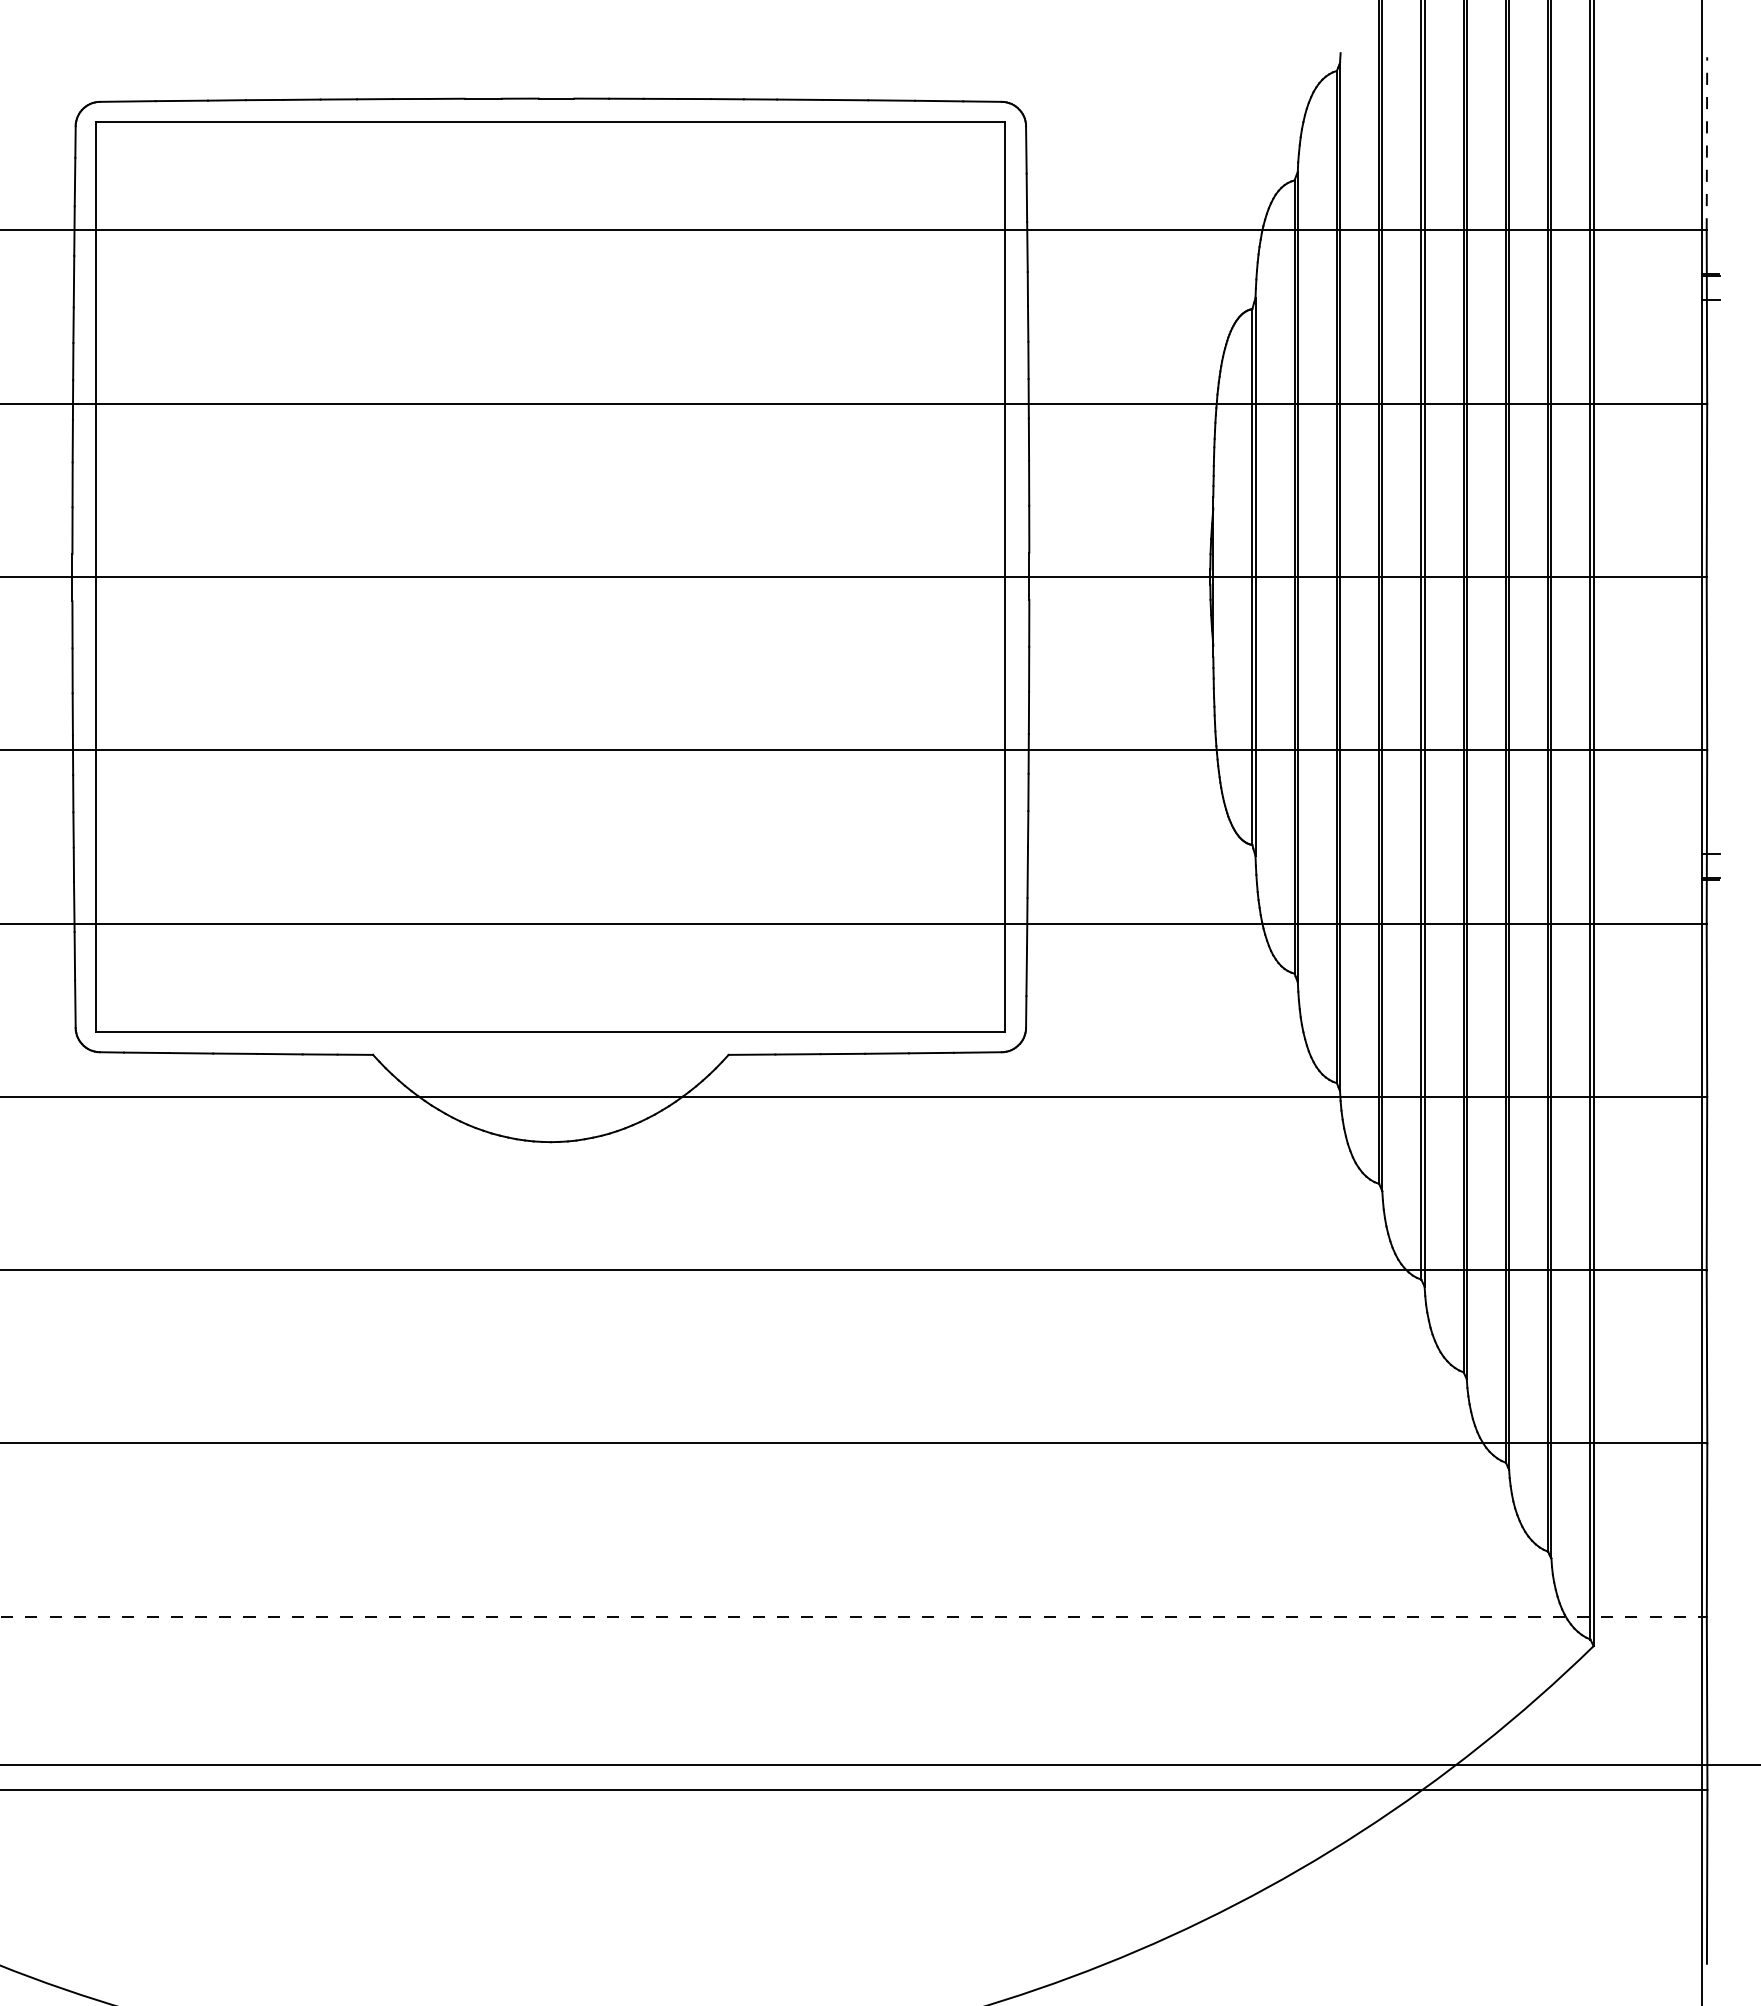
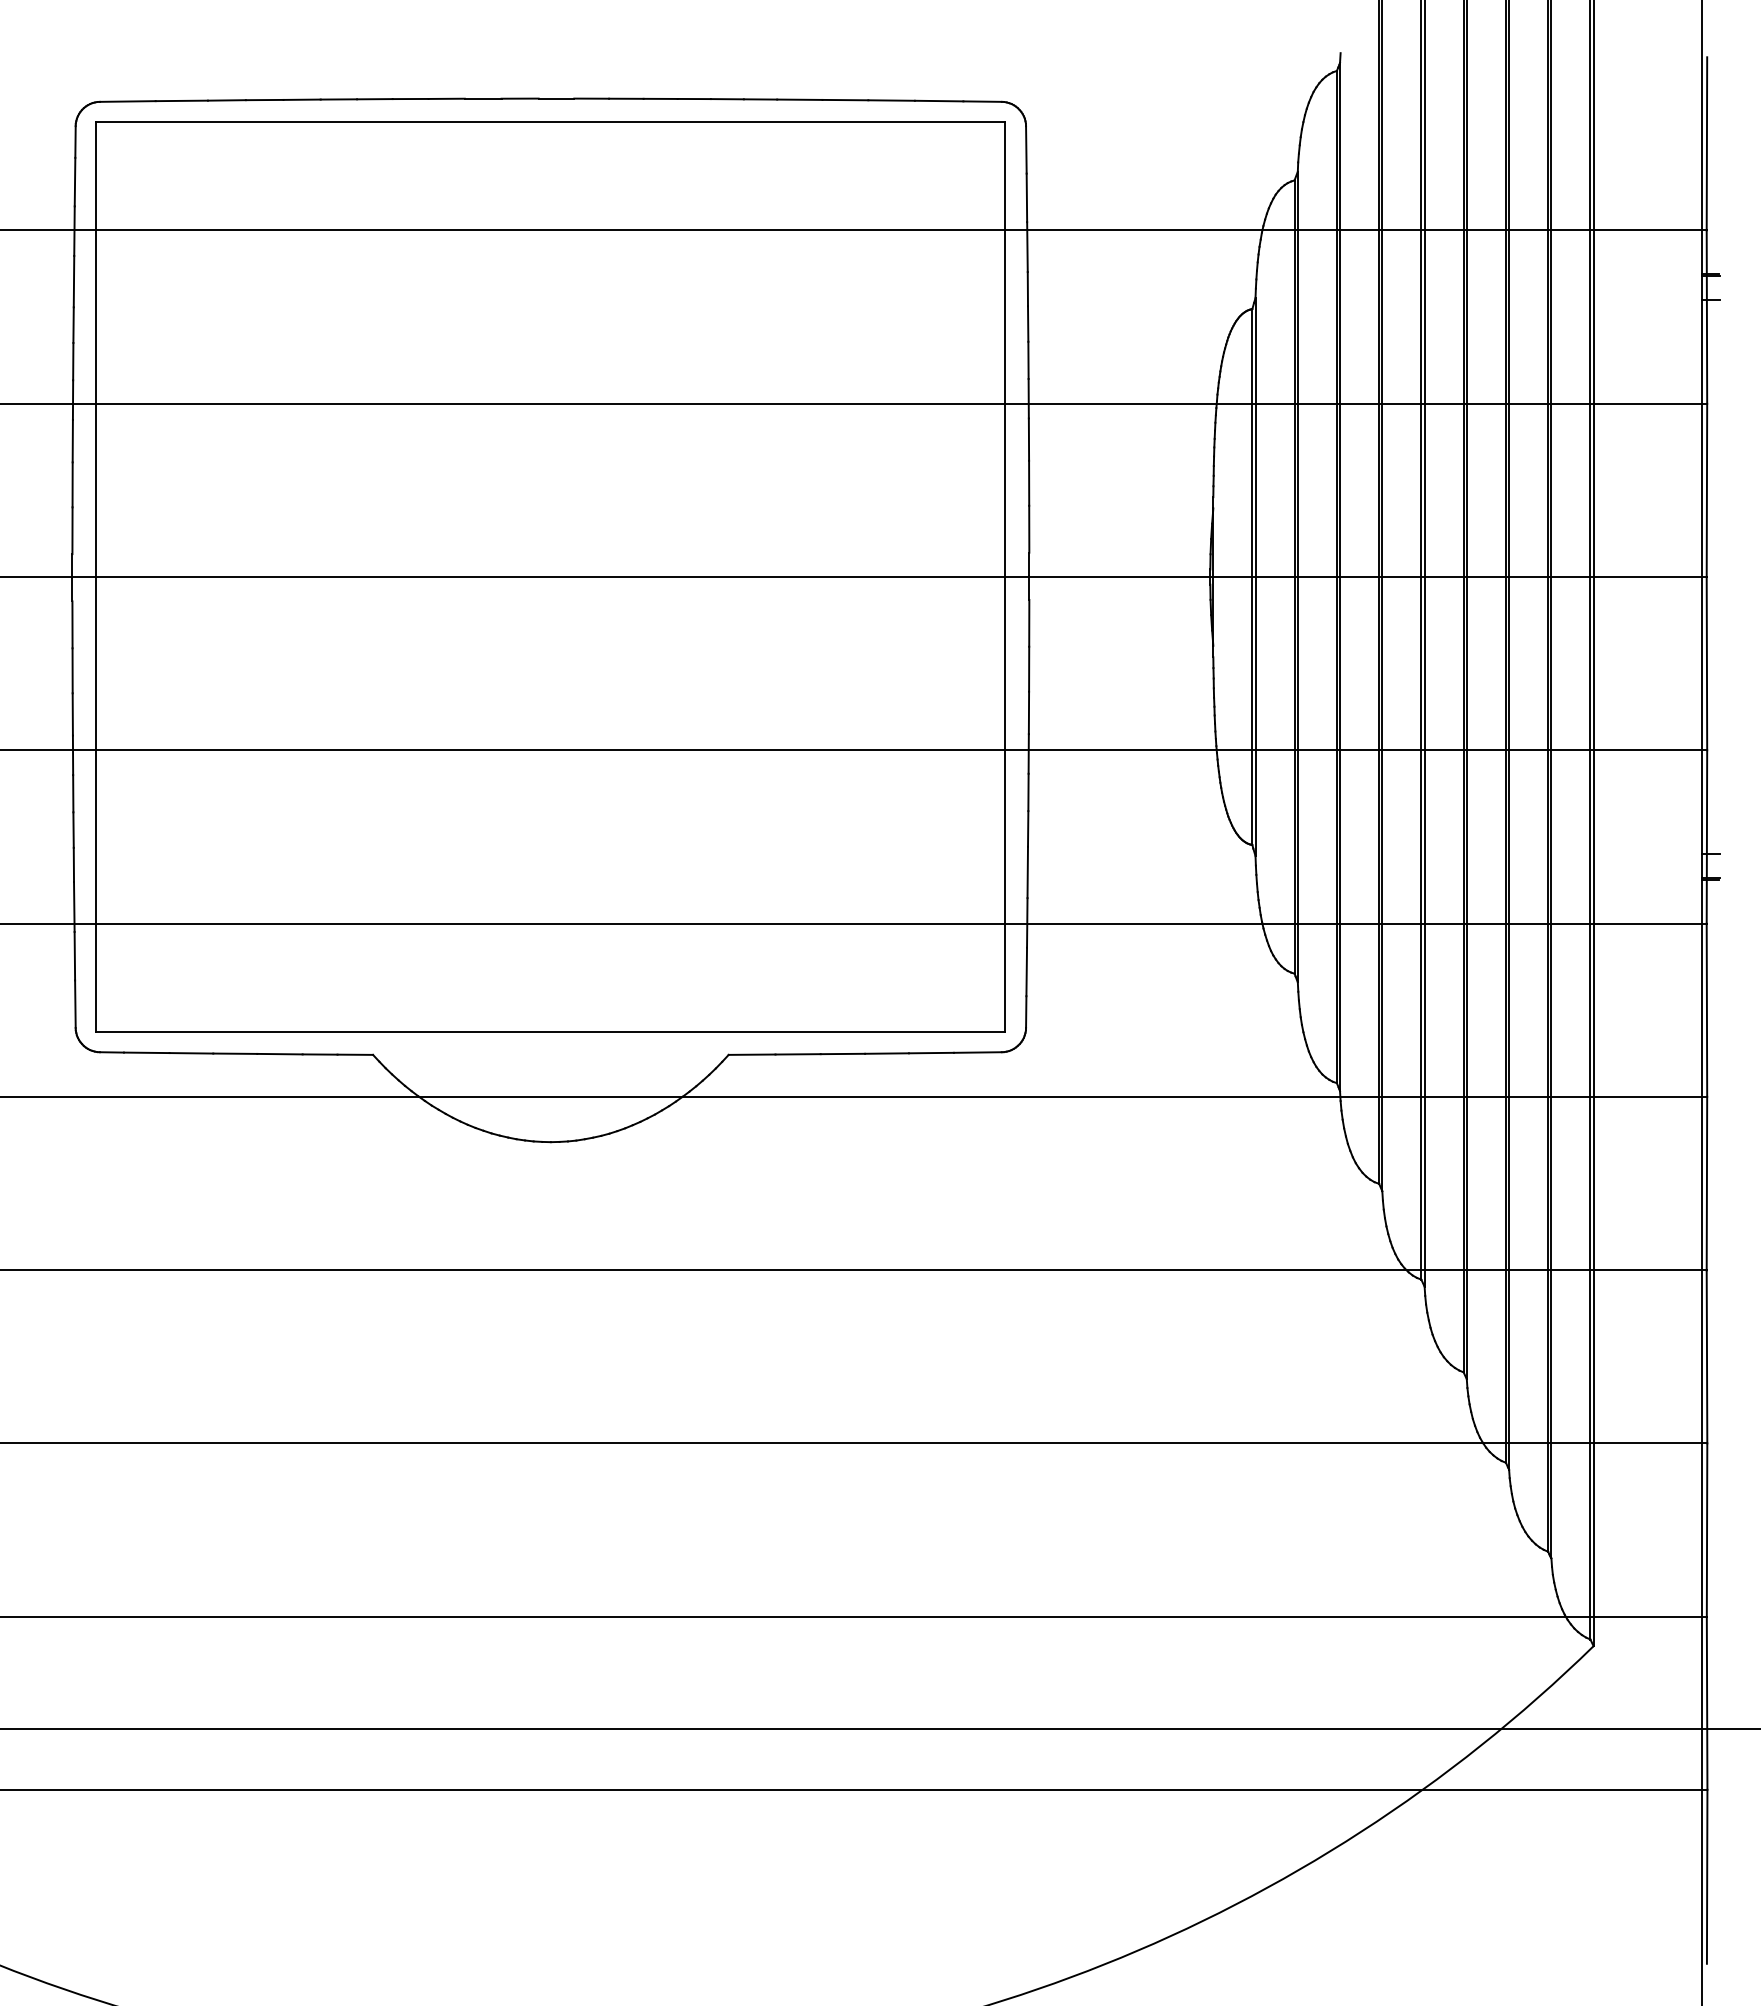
line: dashed -> solid (1706, 143)
line: dashed -> solid (853, 1617)
line position: (879, 1764) -> (879, 1728) (879, 1728)
